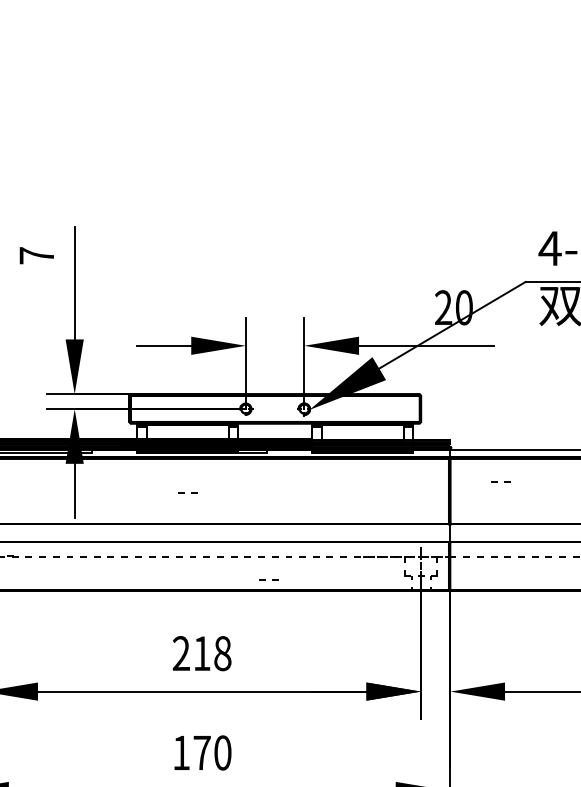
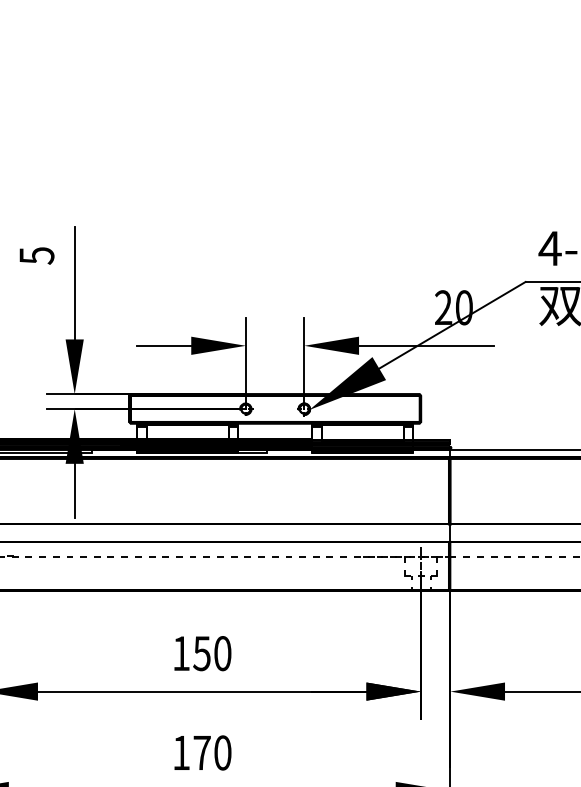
text: 7 -> 5 (36, 255)
line: present -> none (497, 481)
line: present -> none (184, 492)
line: present -> none (265, 579)
text: 218 -> 150 (201, 653)
